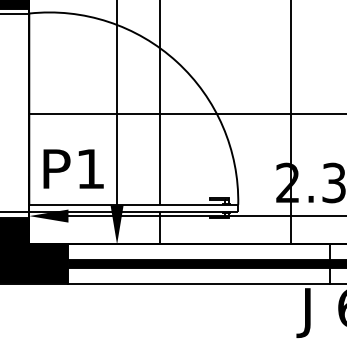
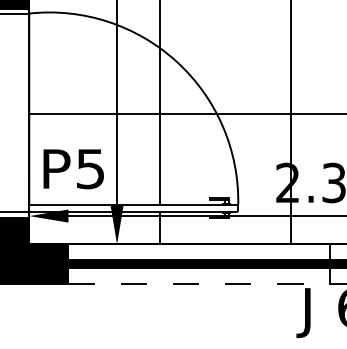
text: P1 -> P5 (90, 169)
line: solid -> dashed (207, 283)
